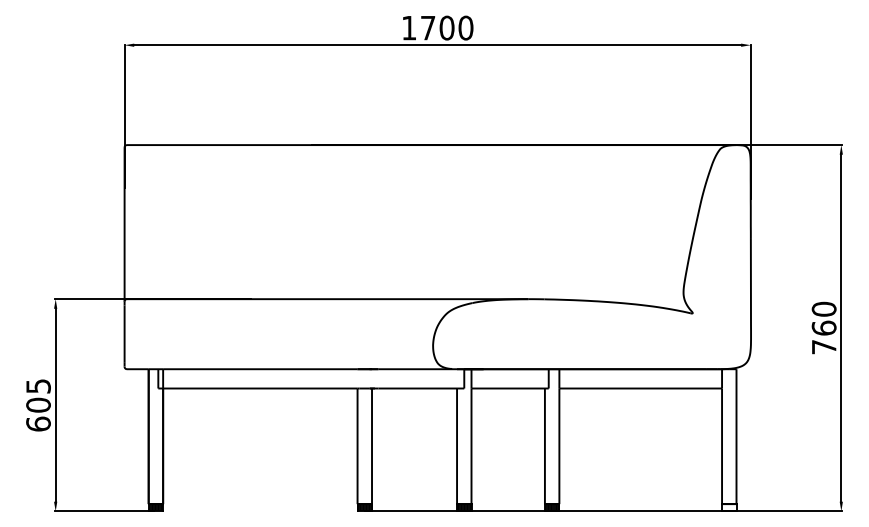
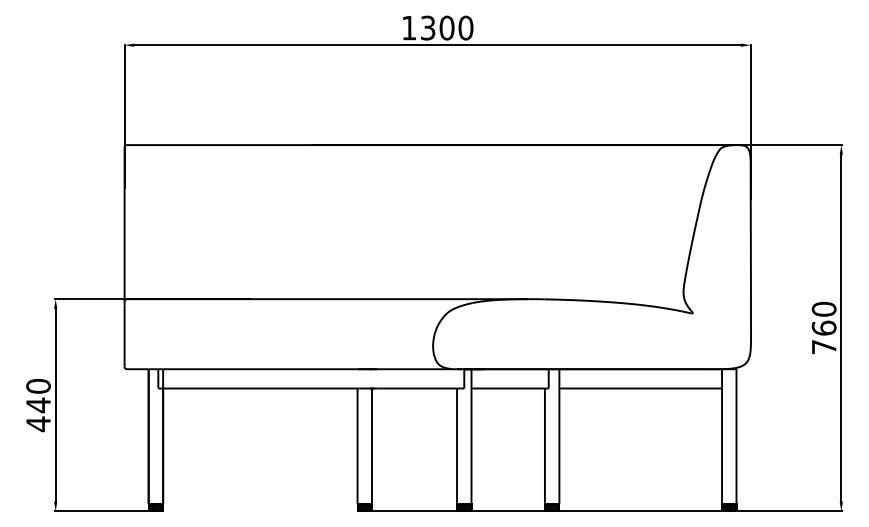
text: 1700 -> 1300 (428, 27)
text: 605 -> 440 (38, 405)
hatch: none -> present (729, 507)
